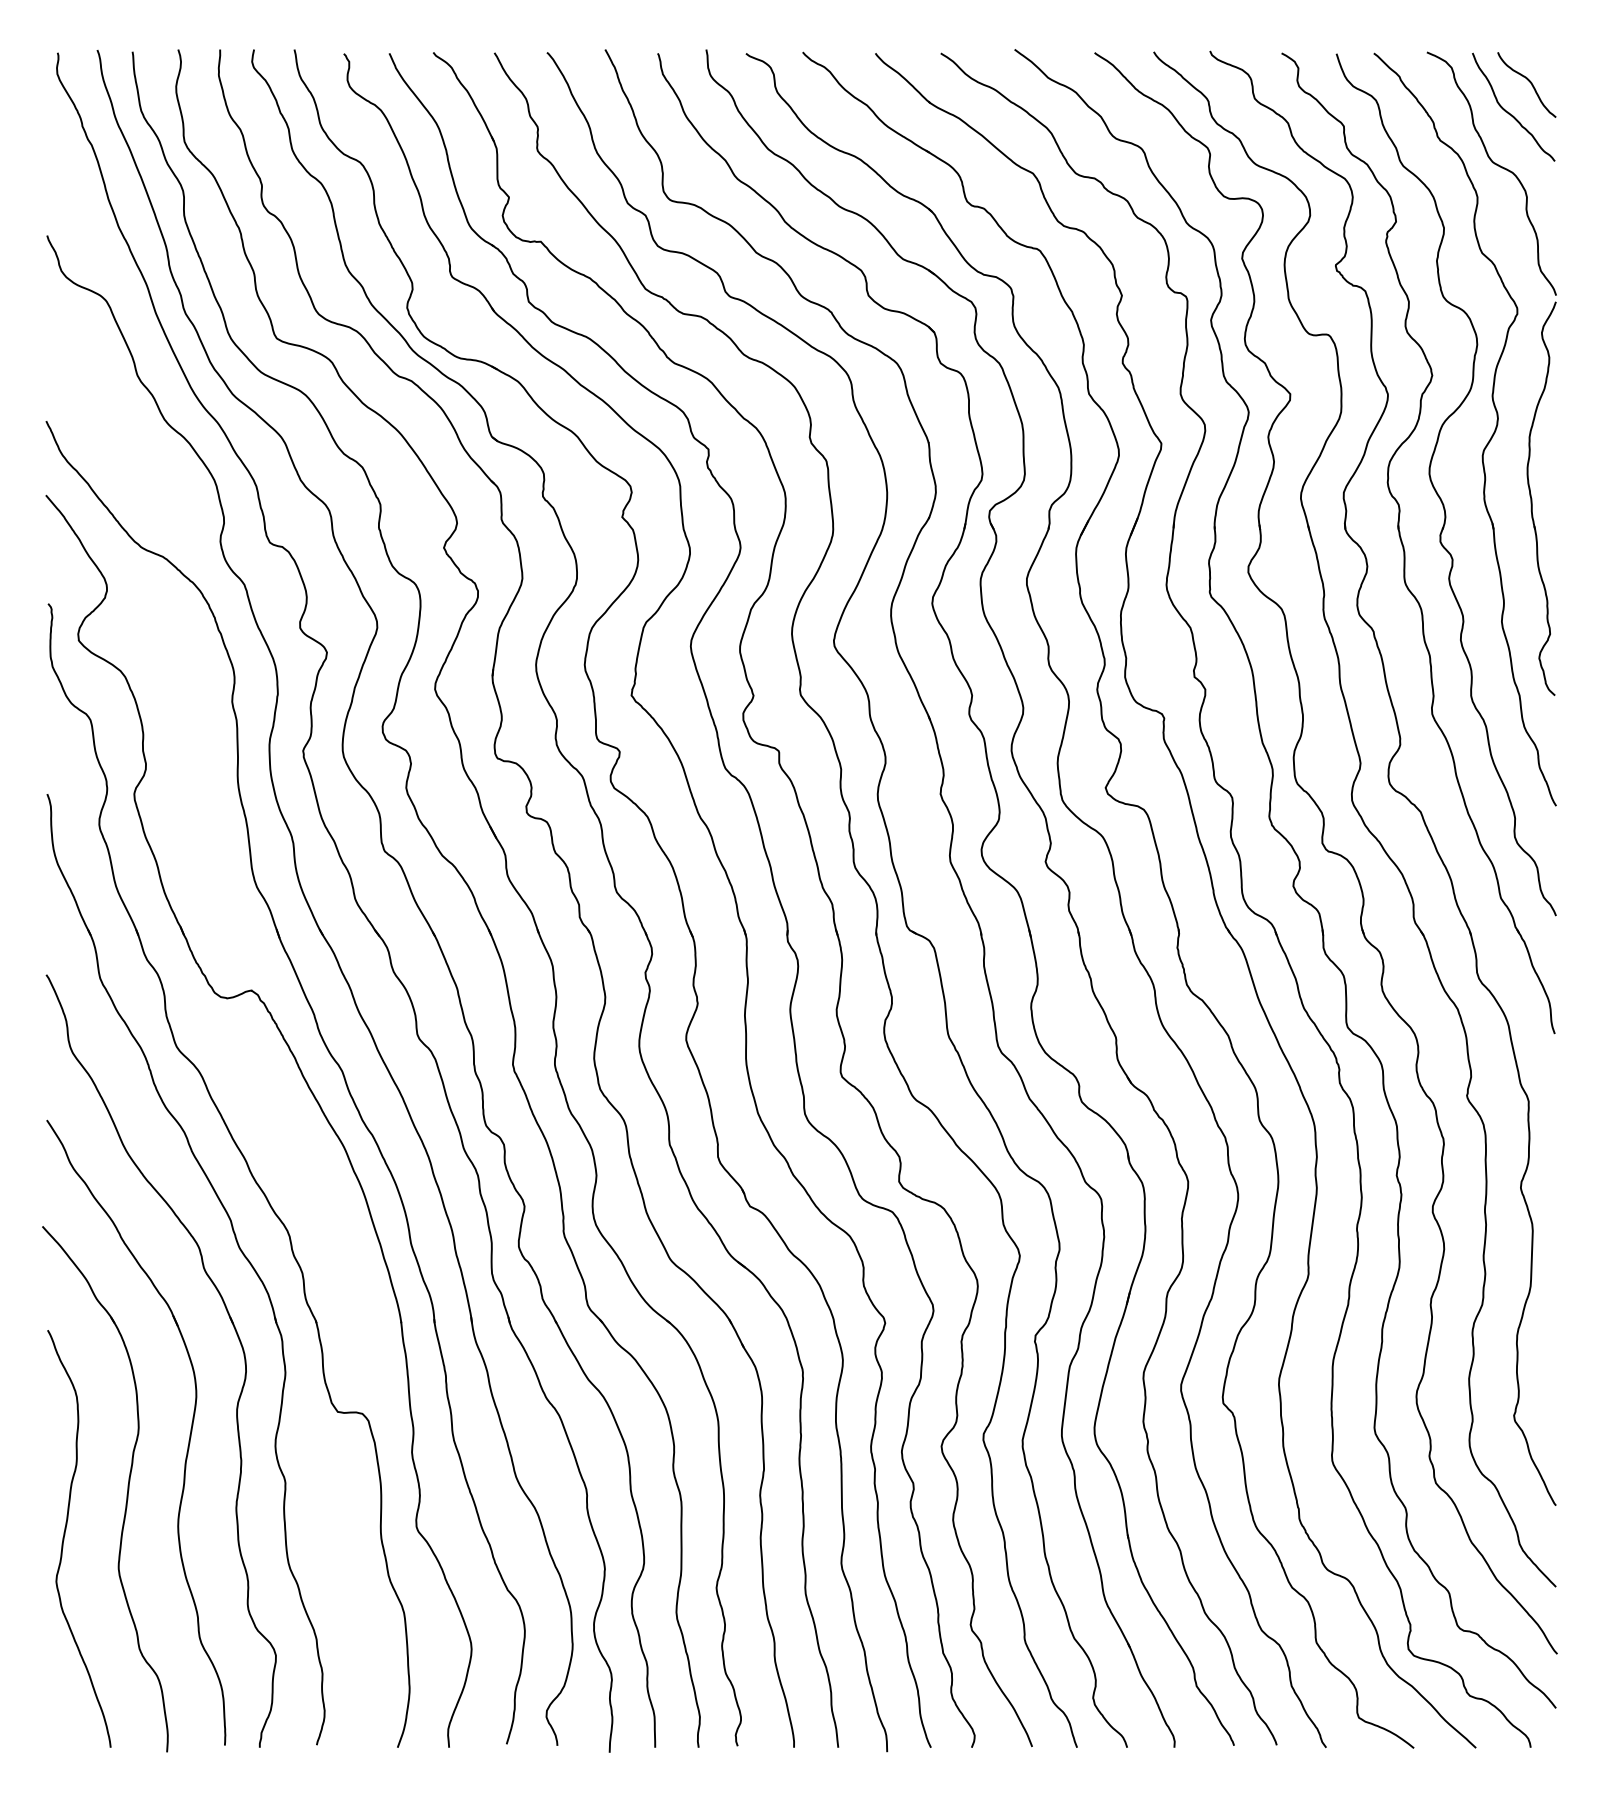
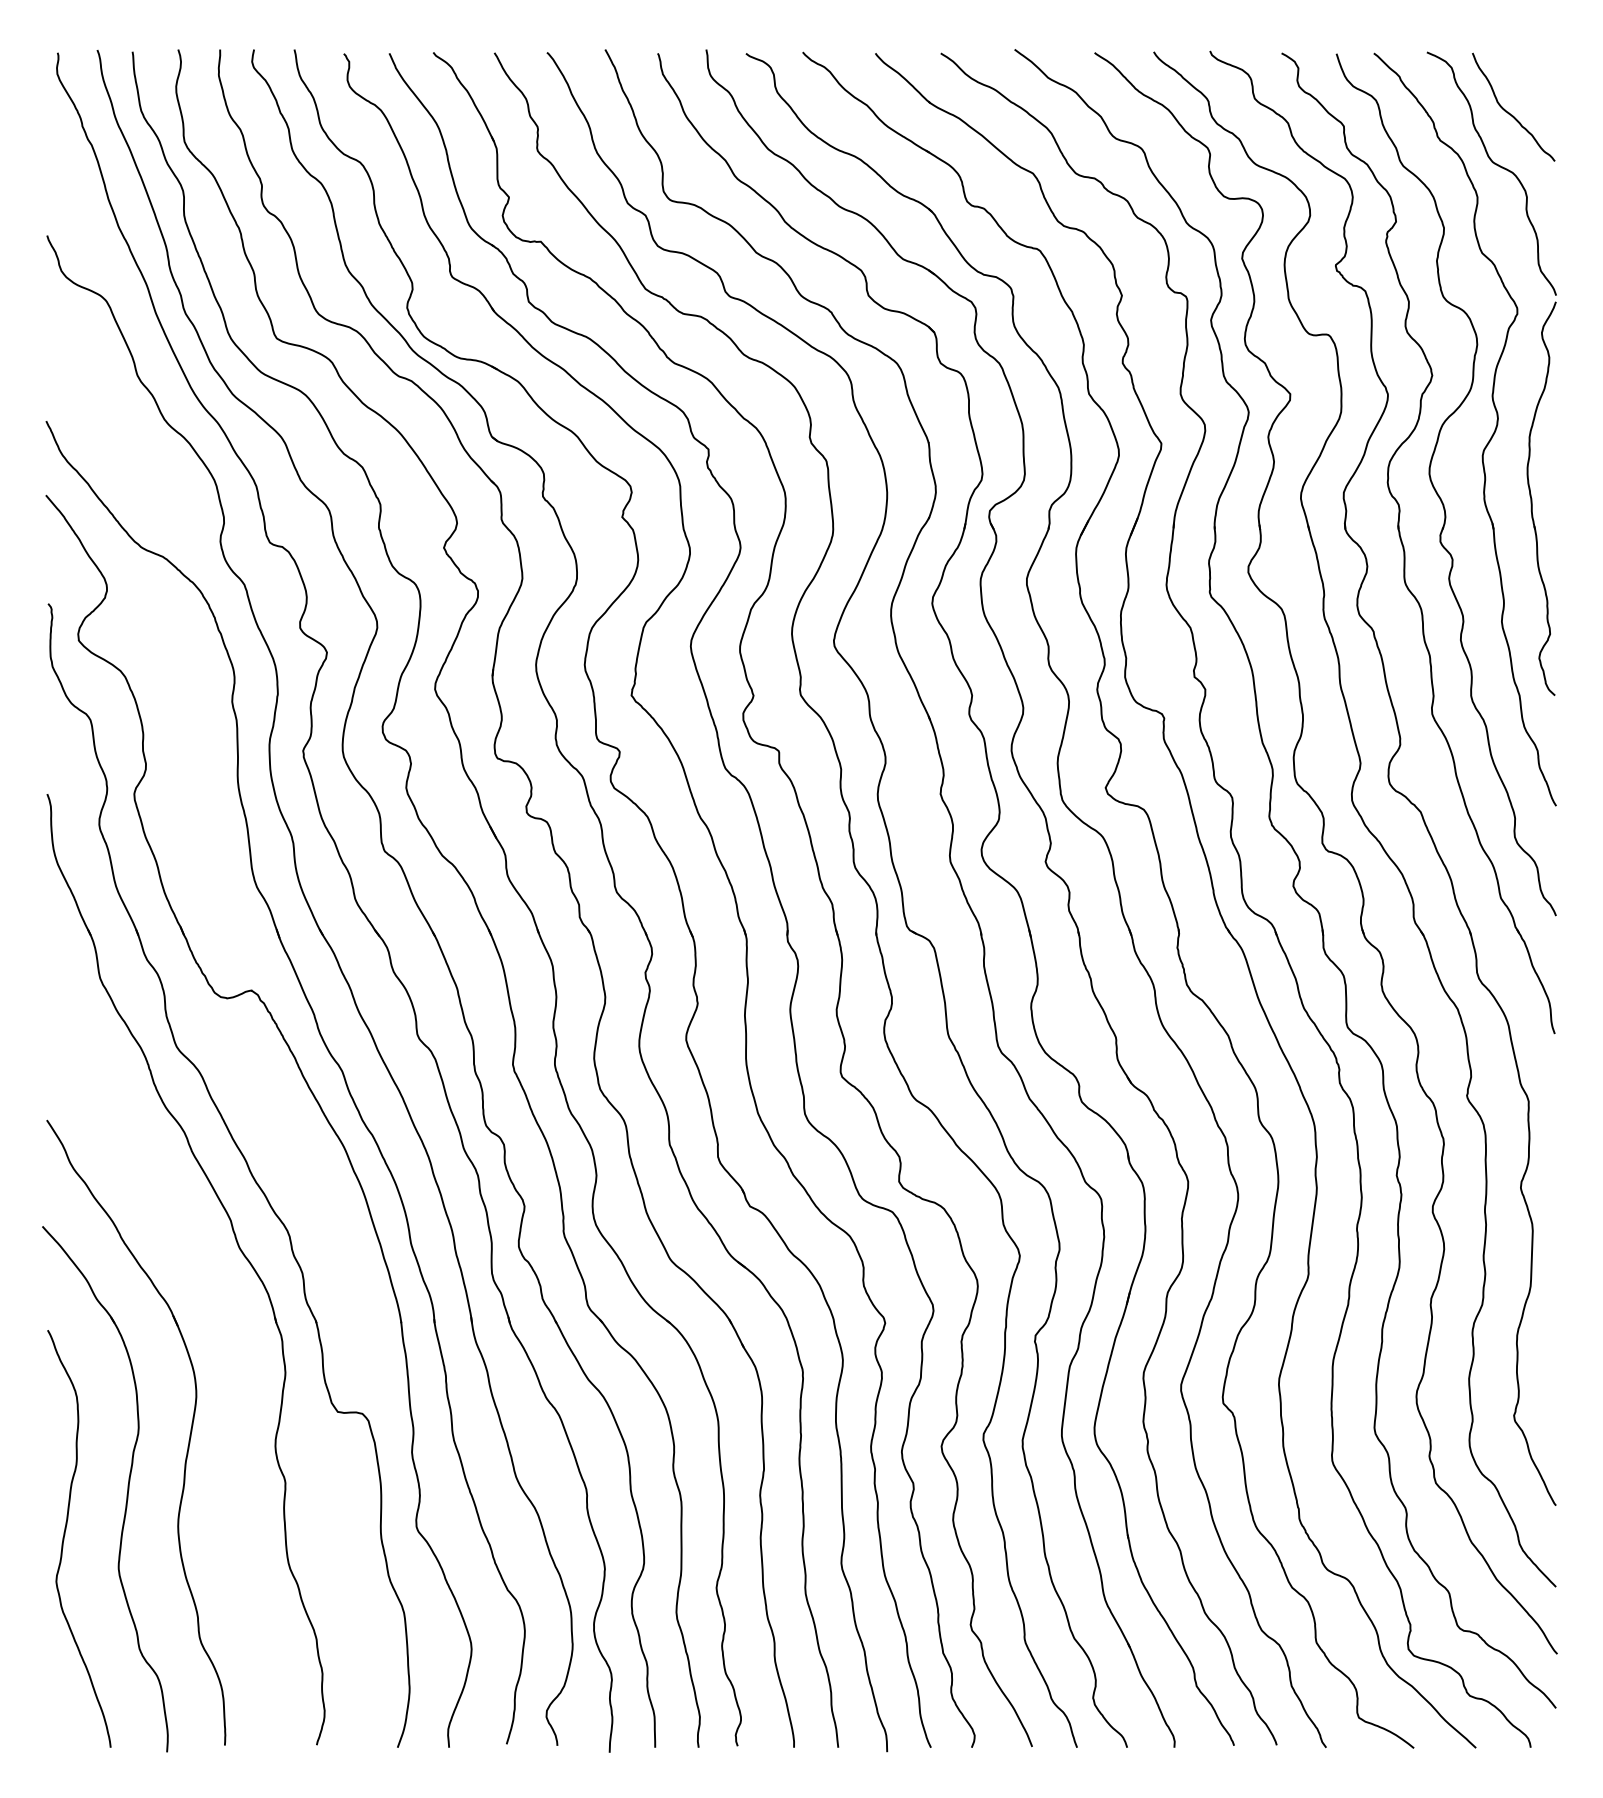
curve: present -> none (1528, 81)
part: present -> none (232, 1325)
